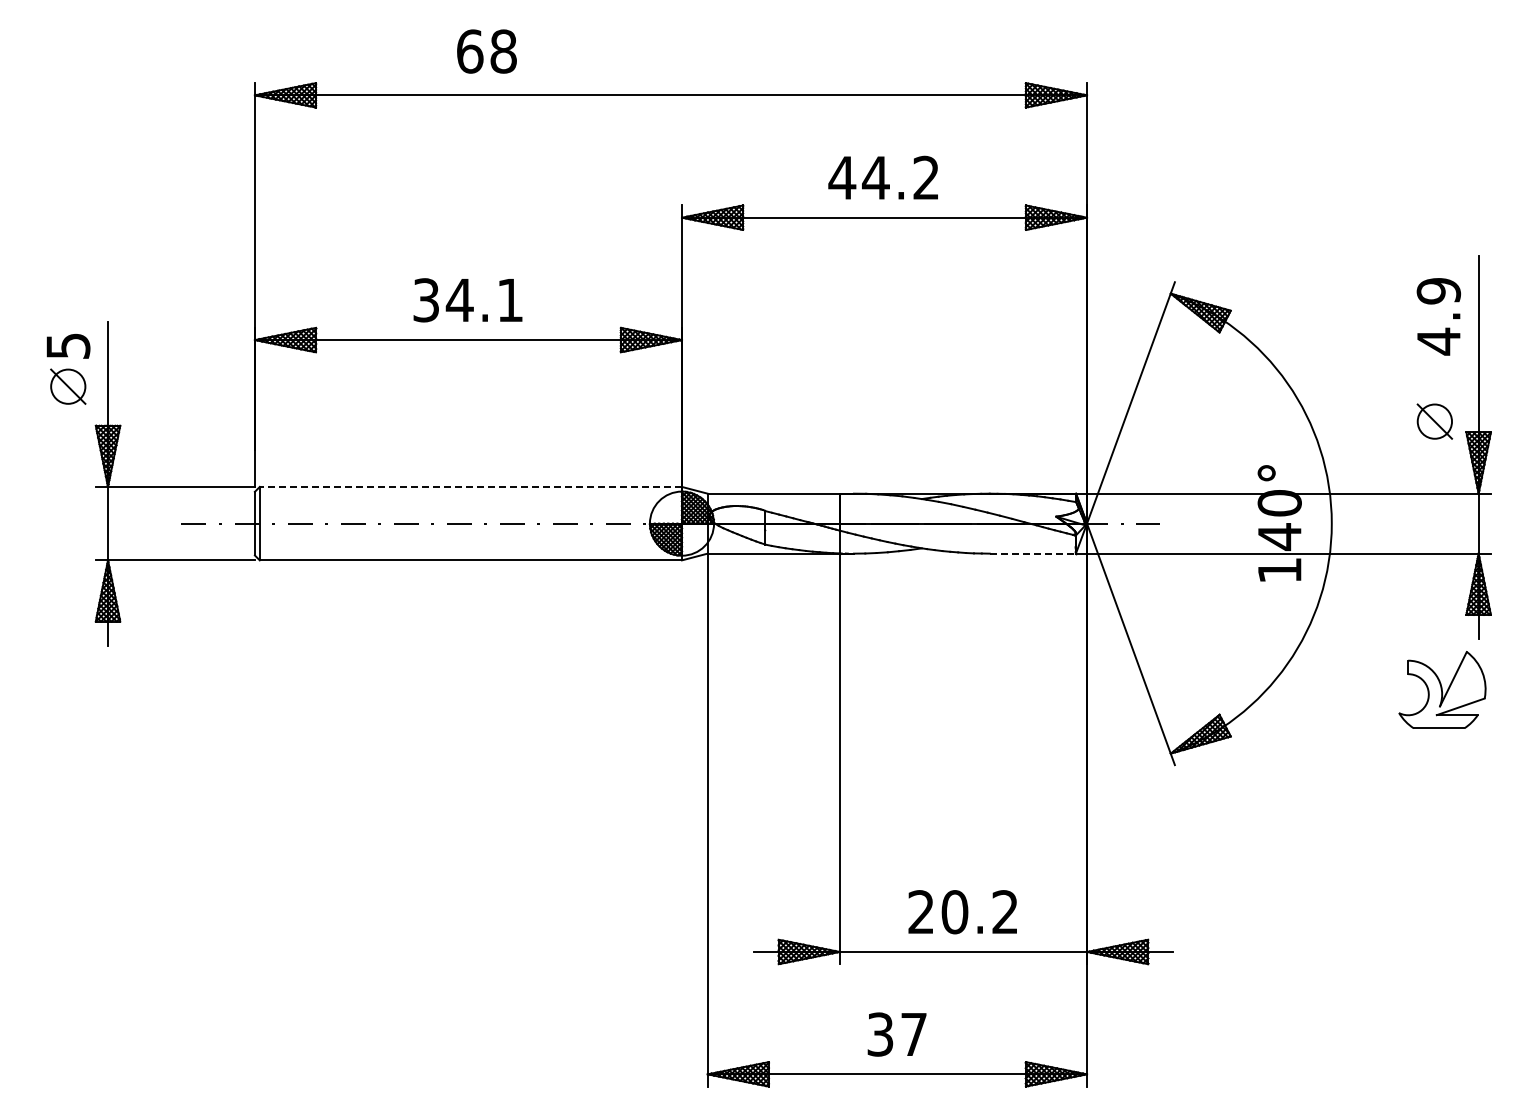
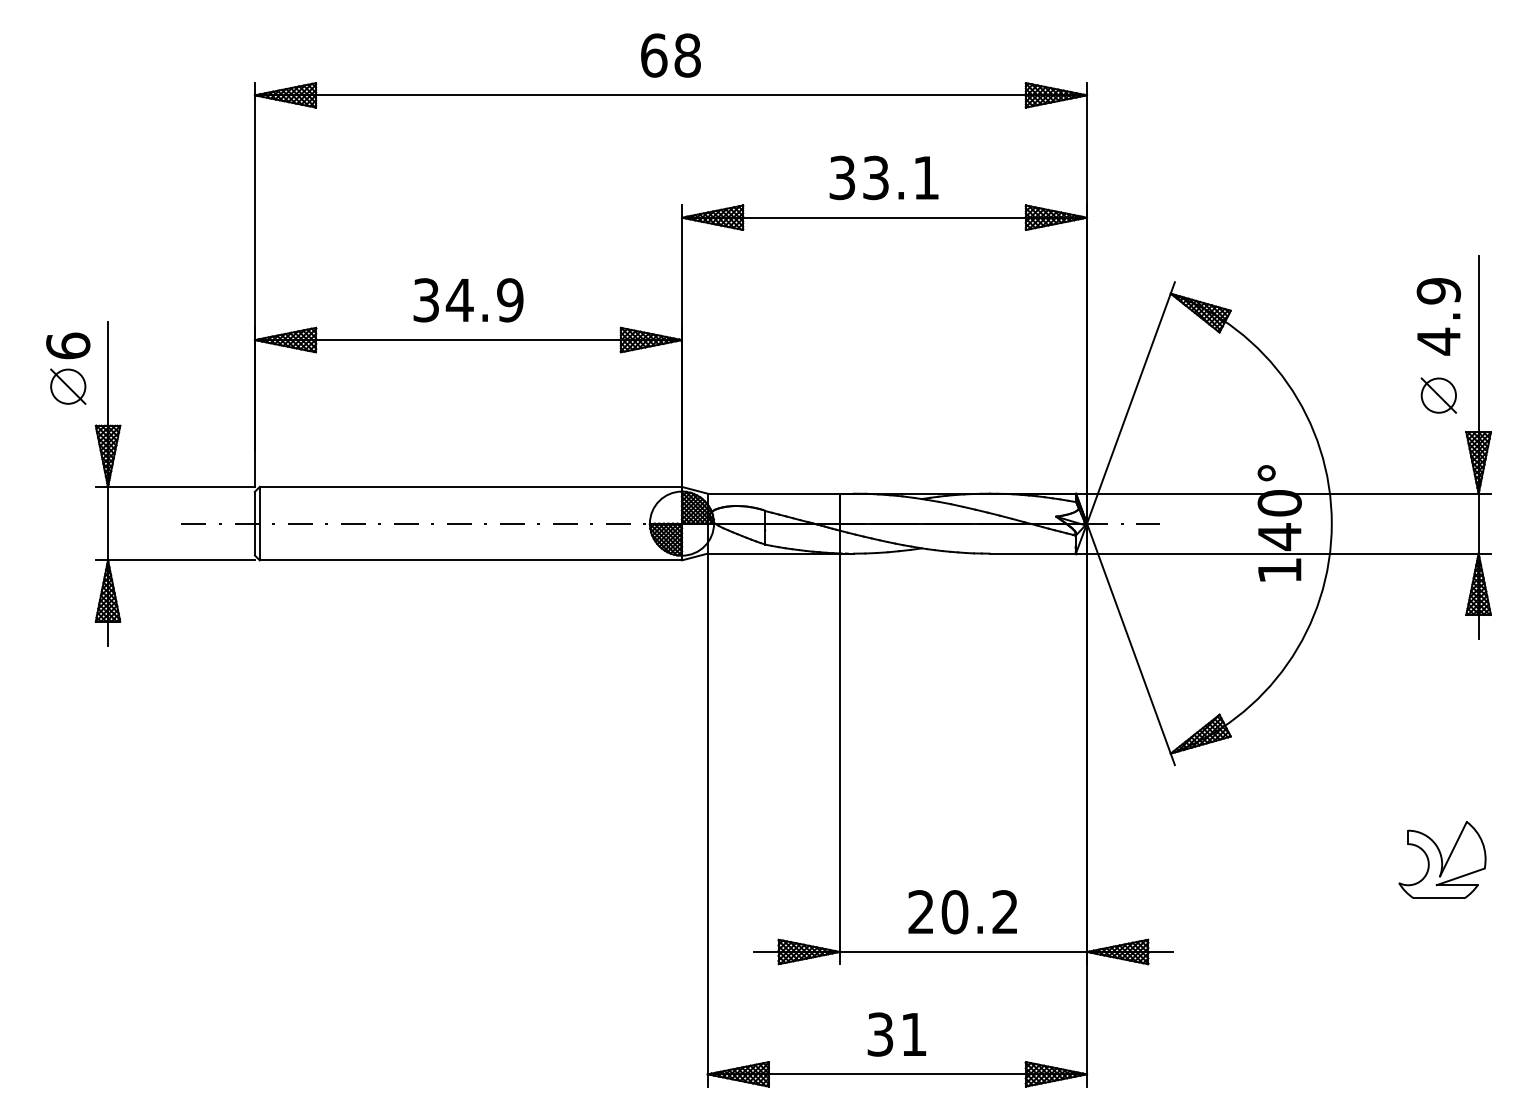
text position: (486, 51) -> (670, 55) (670, 55)
text: 44.2 -> 33.1 (883, 177)
text: 34.1 -> 34.9 (510, 300)
text: 5 -> 6 (68, 345)
part position: (1434, 421) -> (1438, 395) (1438, 395)
line: dashed -> solid (470, 486)
line: dashed -> solid (1033, 553)
part position: (1442, 689) -> (1442, 859) (1442, 859)
text: 37 -> 31 (913, 1034)
